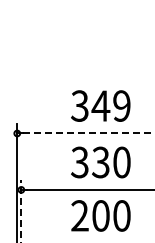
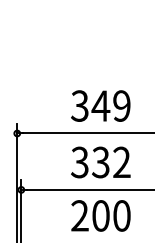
line: dashed -> solid (88, 133)
text: 330 -> 332 (121, 162)
line: dashed -> solid (21, 211)
